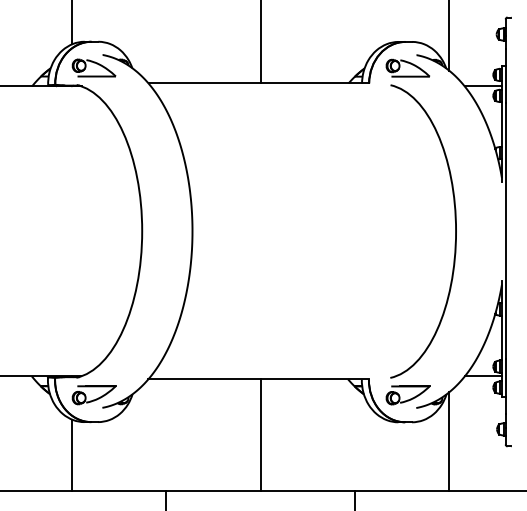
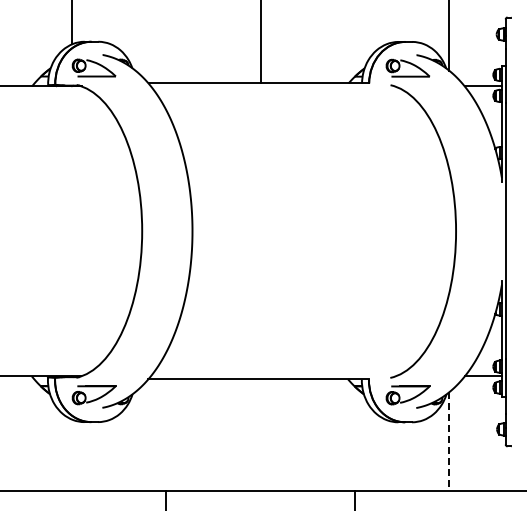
line: present -> none (260, 434)
line: solid -> dashed (449, 441)
line: present -> none (71, 454)
